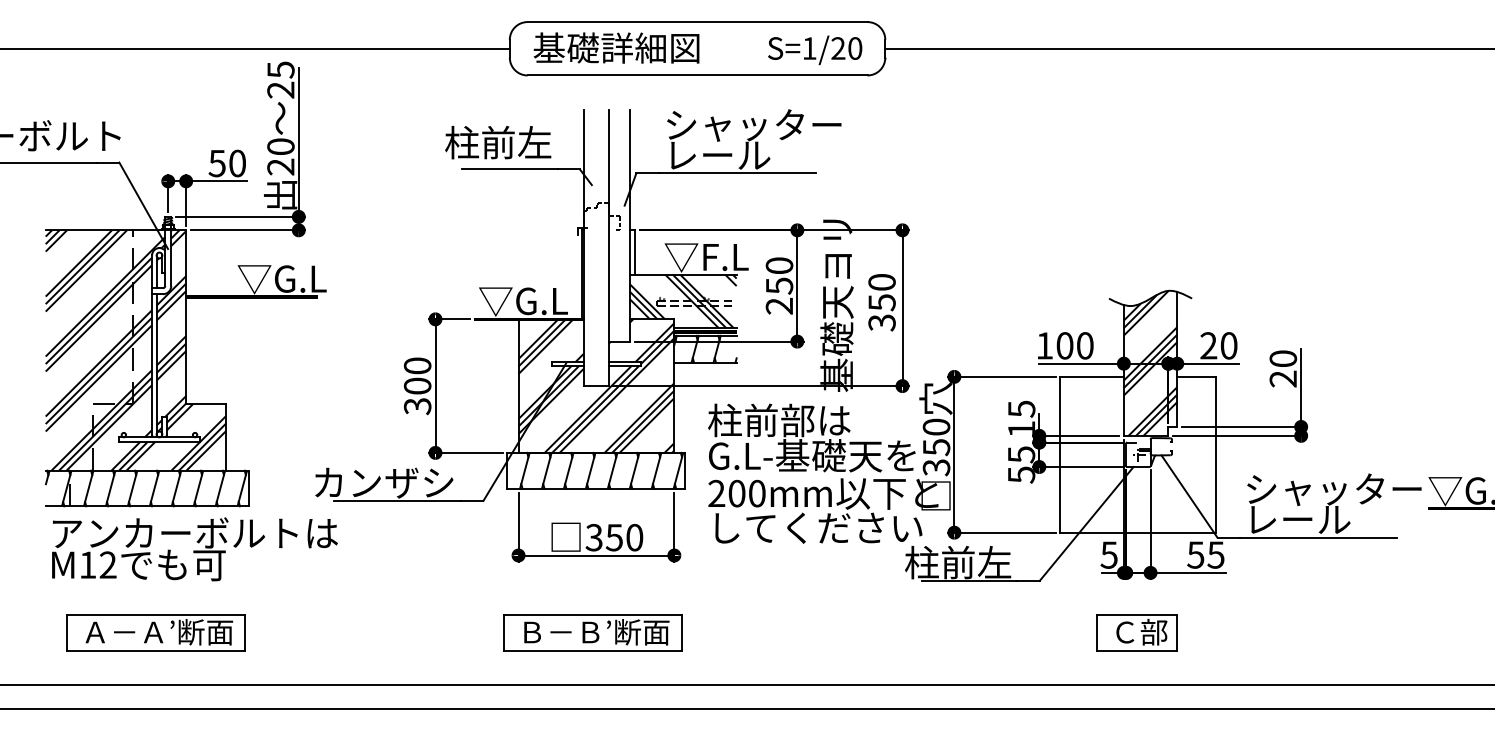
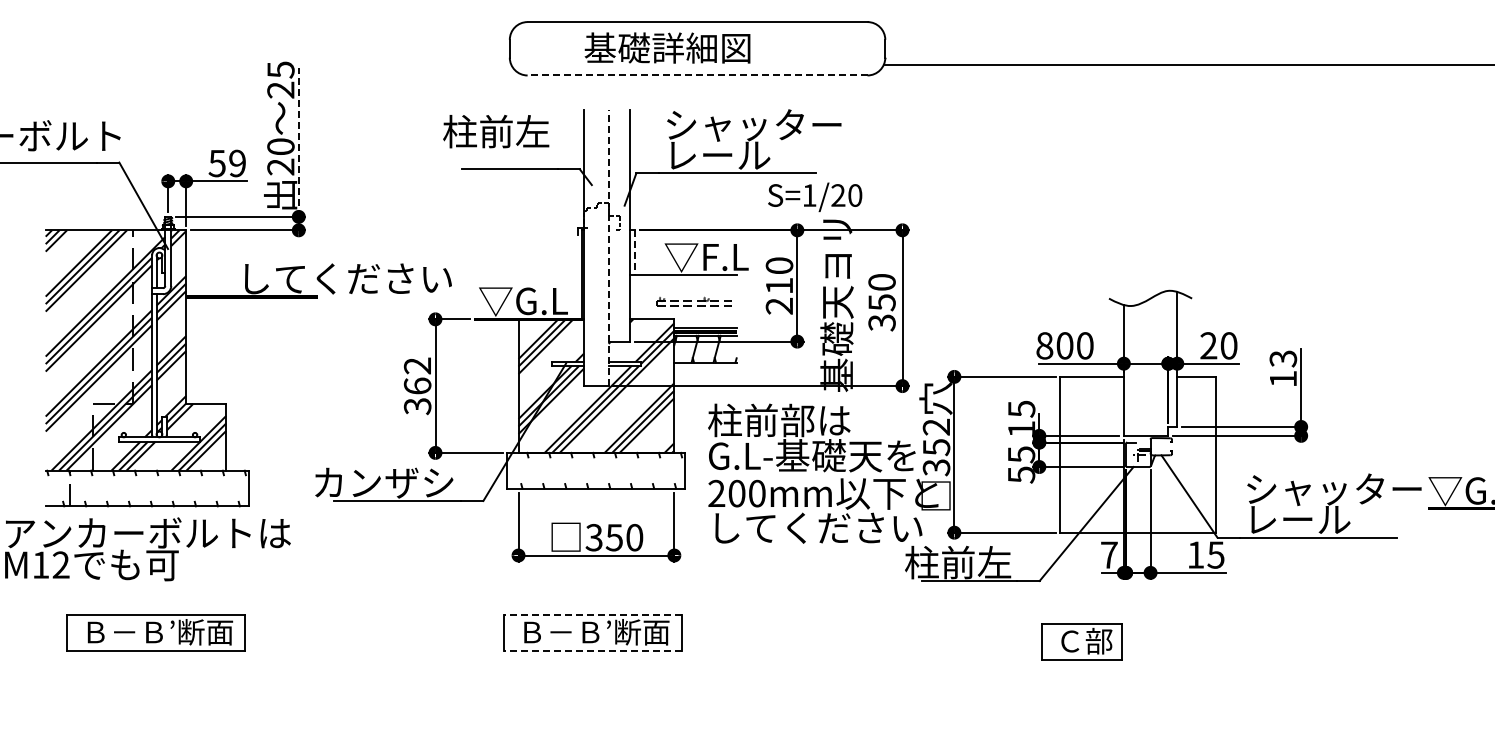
text position: (616, 47) -> (667, 47) (667, 47)
line: present -> none (255, 48)
line position: (1188, 48) -> (1188, 64) (1188, 64)
text position: (815, 50) -> (815, 197) (815, 197)
line: solid -> dashed (697, 75)
line: solid -> dashed (298, 142)
text position: (498, 142) -> (496, 131) (496, 131)
text: 50 -> 59 (237, 163)
line: solid -> dashed (608, 247)
line: solid -> dashed (635, 253)
text: ▽G.L -> してください (344, 278)
text: 250 -> 210 (779, 285)
hatch: present -> none (683, 301)
text: 100 -> 800 (1044, 345)
hatch: present -> none (1150, 362)
text: 20 -> 13 (1283, 368)
text: 300 -> 362 (417, 375)
text: 350 -> 352 (936, 426)
hatch: present -> none (595, 470)
hatch: present -> none (146, 488)
text position: (194, 549) -> (147, 549) (147, 549)
text: 5 -> 7 (1108, 554)
text: 55 -> 15 (1195, 554)
line: solid -> dashed (592, 615)
text: Ａ－Ａ’断面 -> Ｂ－Ｂ’断面 (124, 632)
part position: (1136, 632) -> (1081, 641) (1081, 641)
line: solid -> dashed (592, 650)
line: present -> none (746, 684)
line: present -> none (746, 708)
